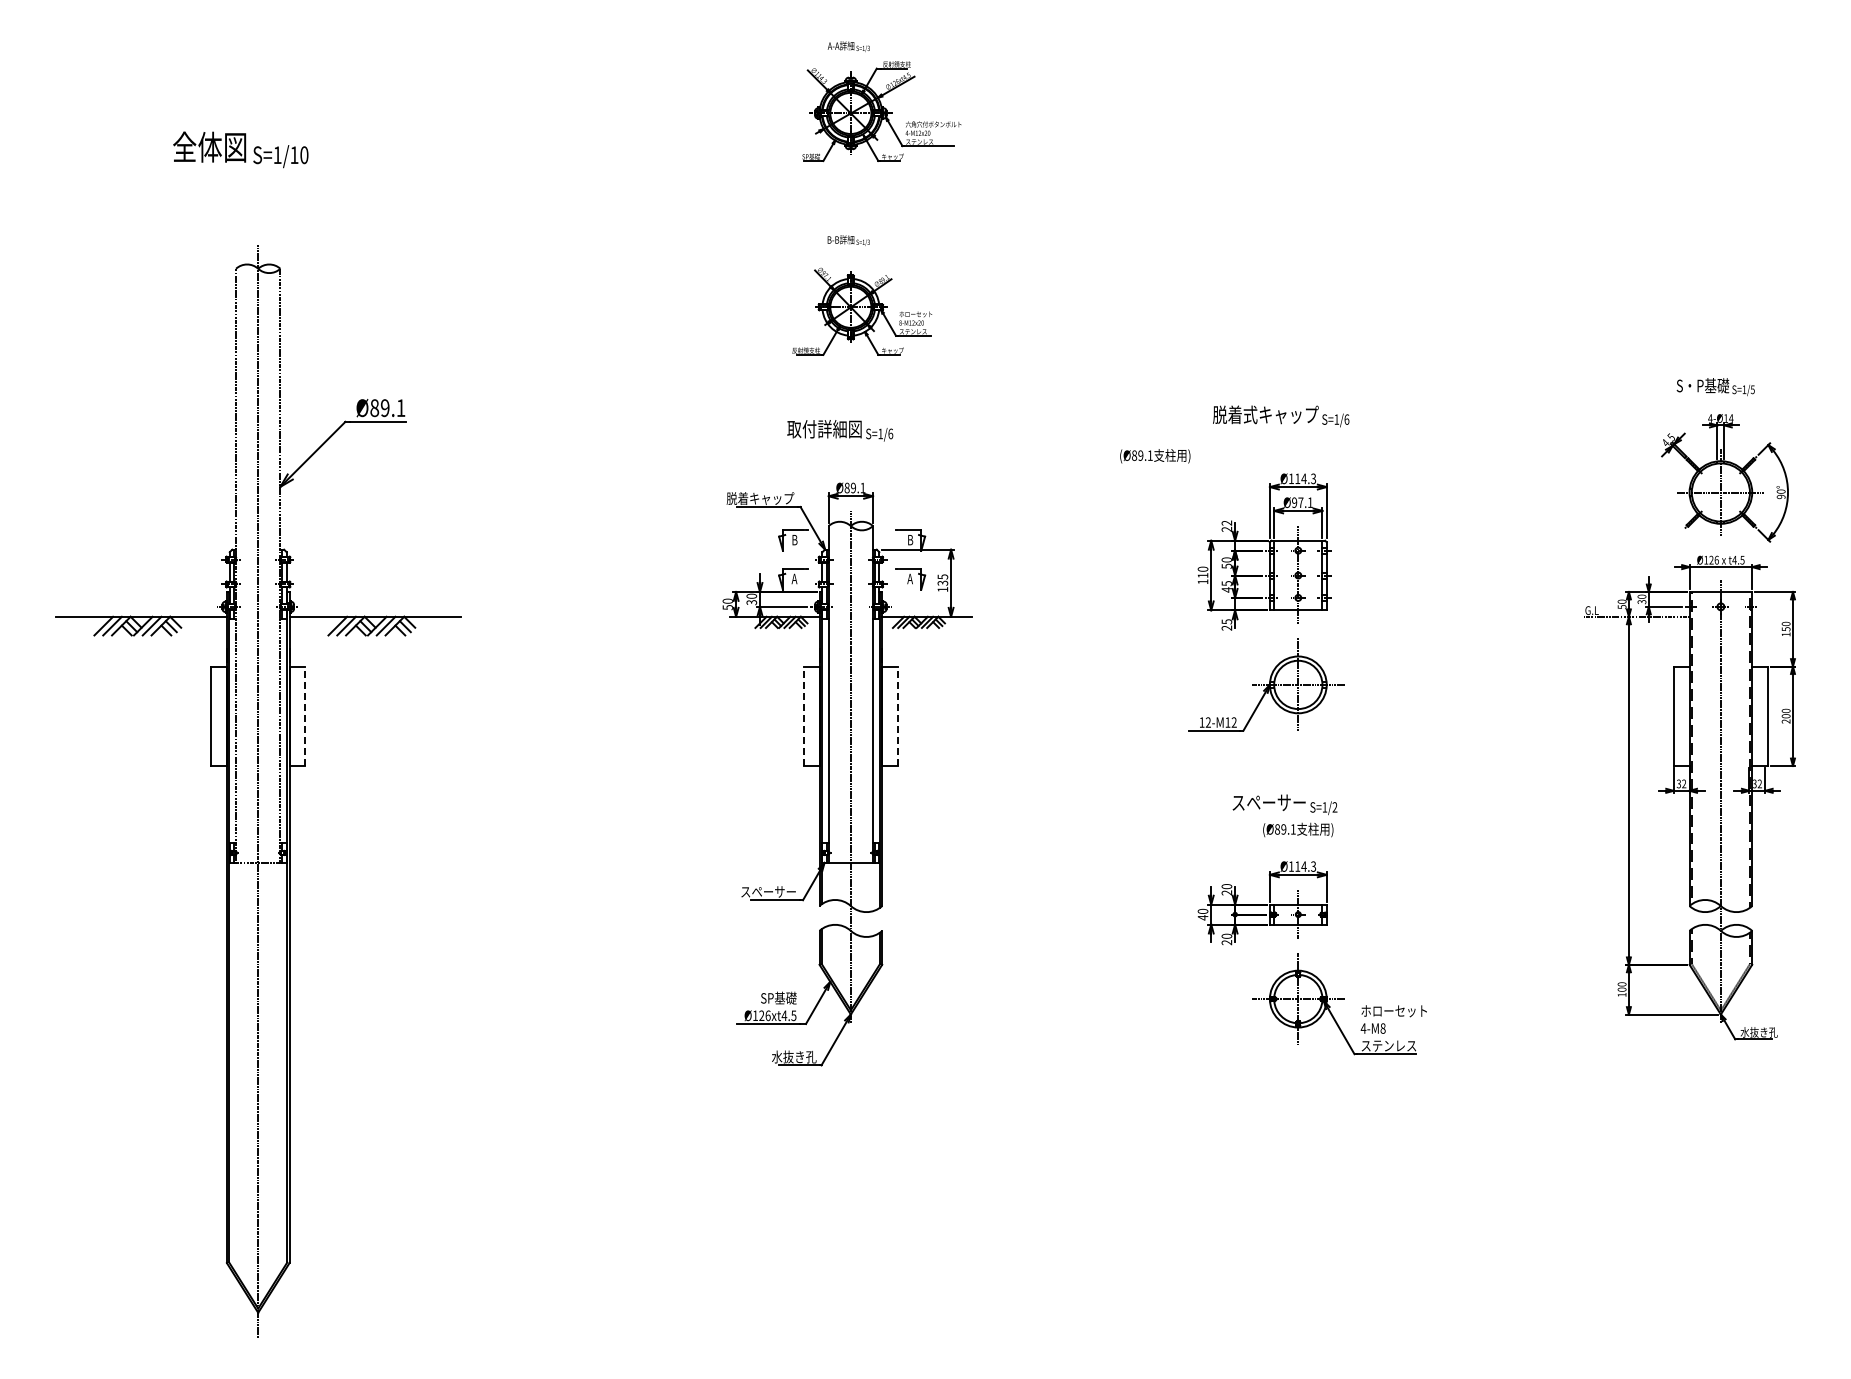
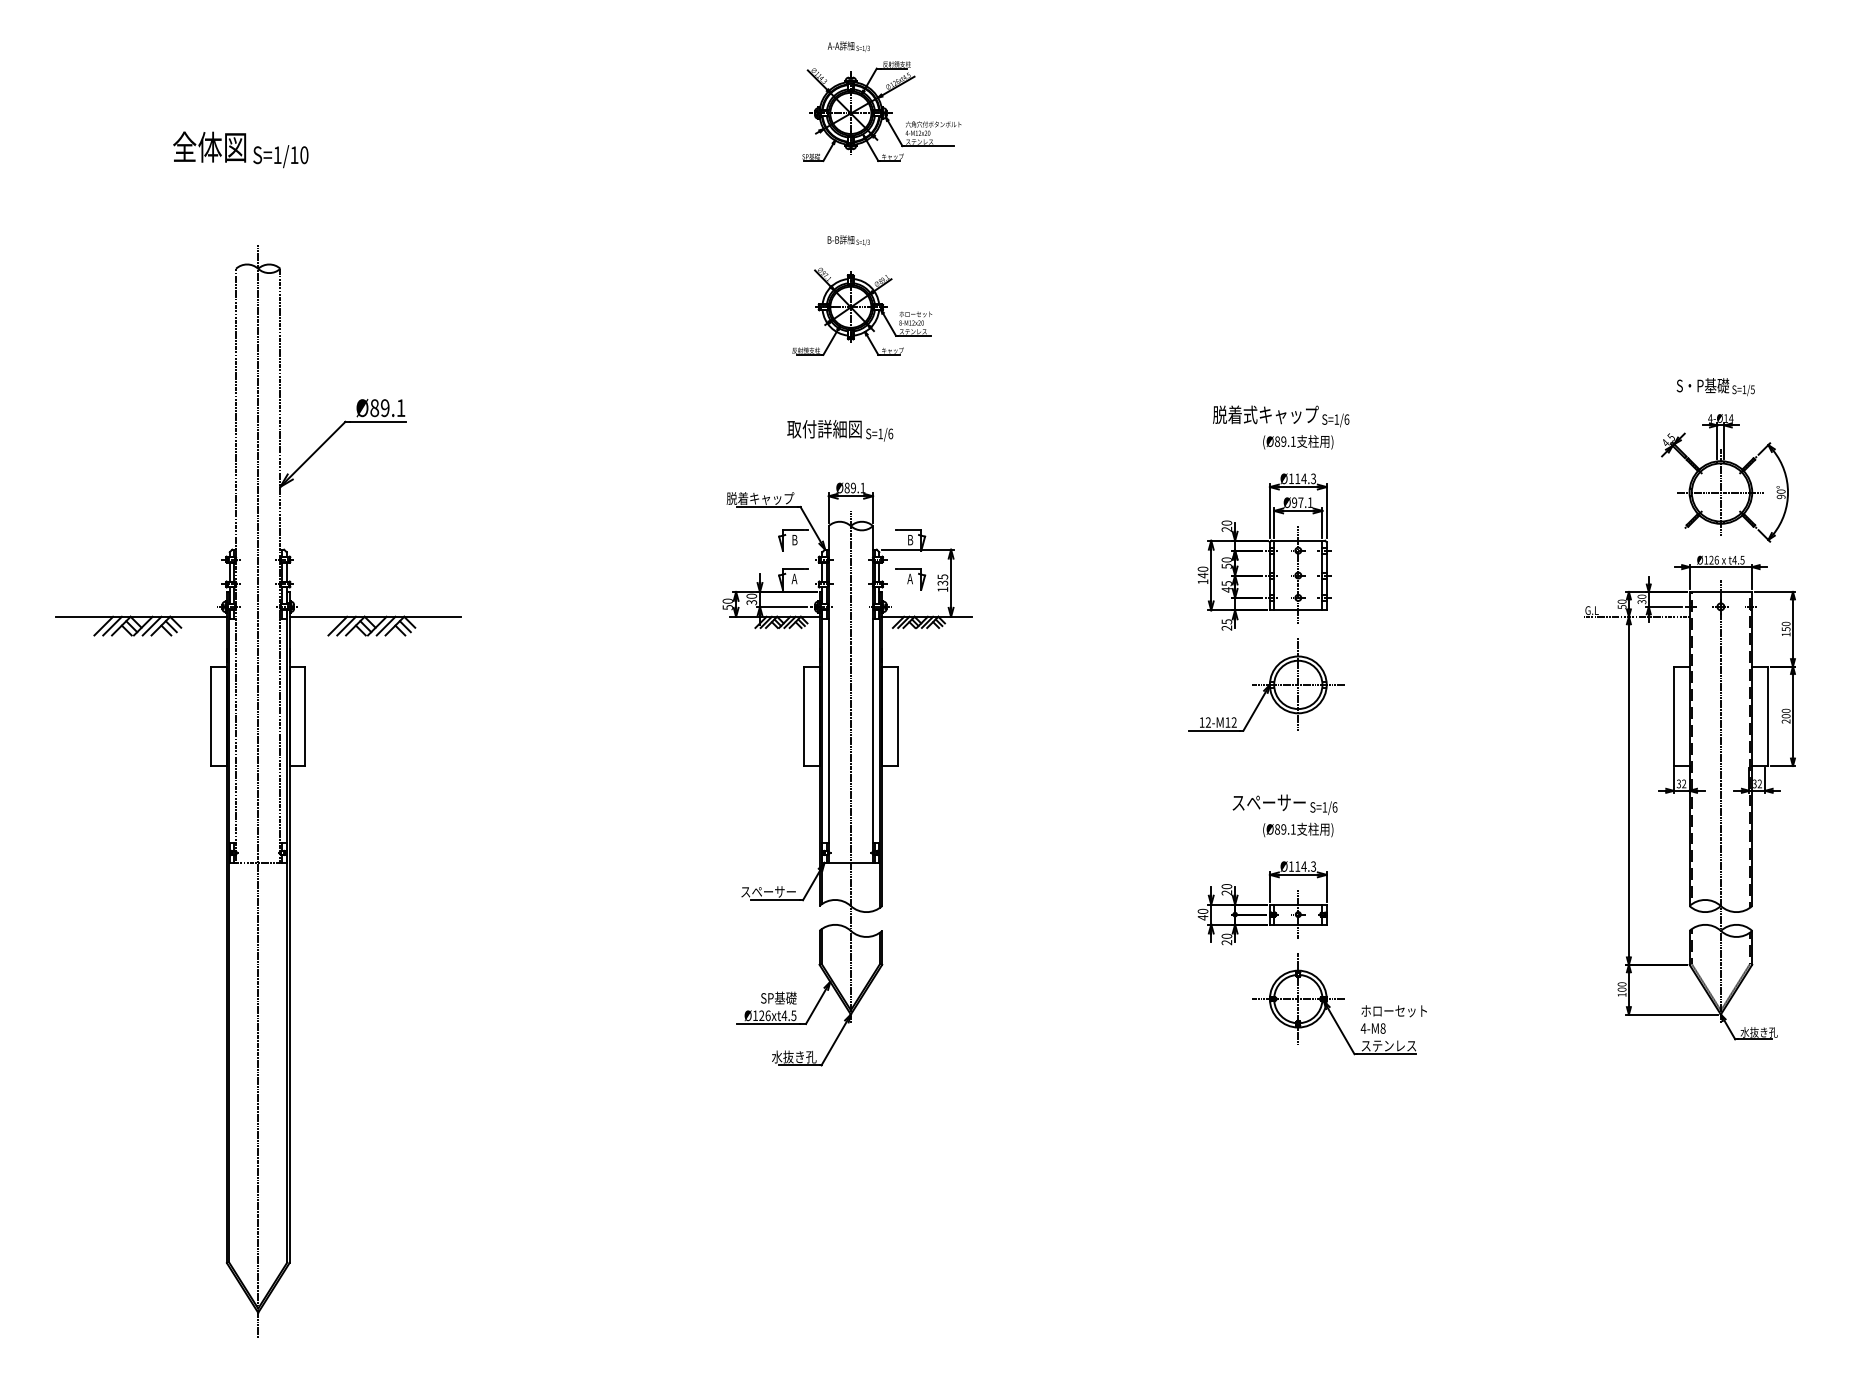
text position: (1155, 456) -> (1298, 442) (1298, 442)
text: 22 -> 20 (1226, 522)
text: 110 -> 140 (1202, 575)
line: dashed -> solid (305, 716)
line: dashed -> solid (803, 716)
line: dashed -> solid (898, 716)
text: S=1/2 -> S=1/6 (1334, 807)
